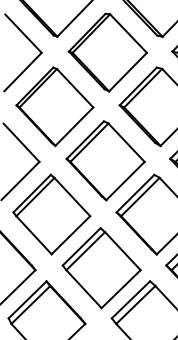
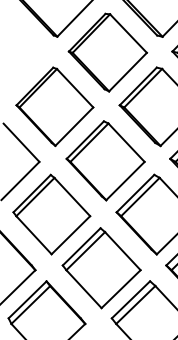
part: present -> none (31, 43)
